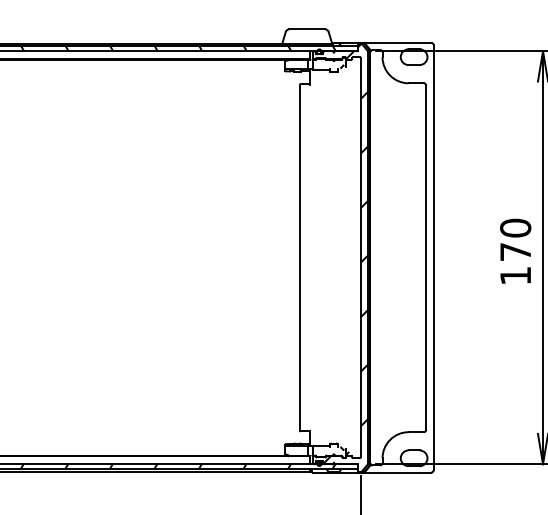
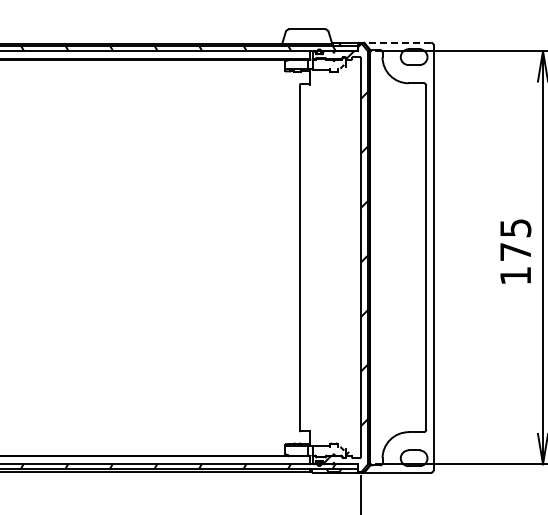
line: solid -> dashed (397, 42)
text: 170 -> 175 (515, 227)
